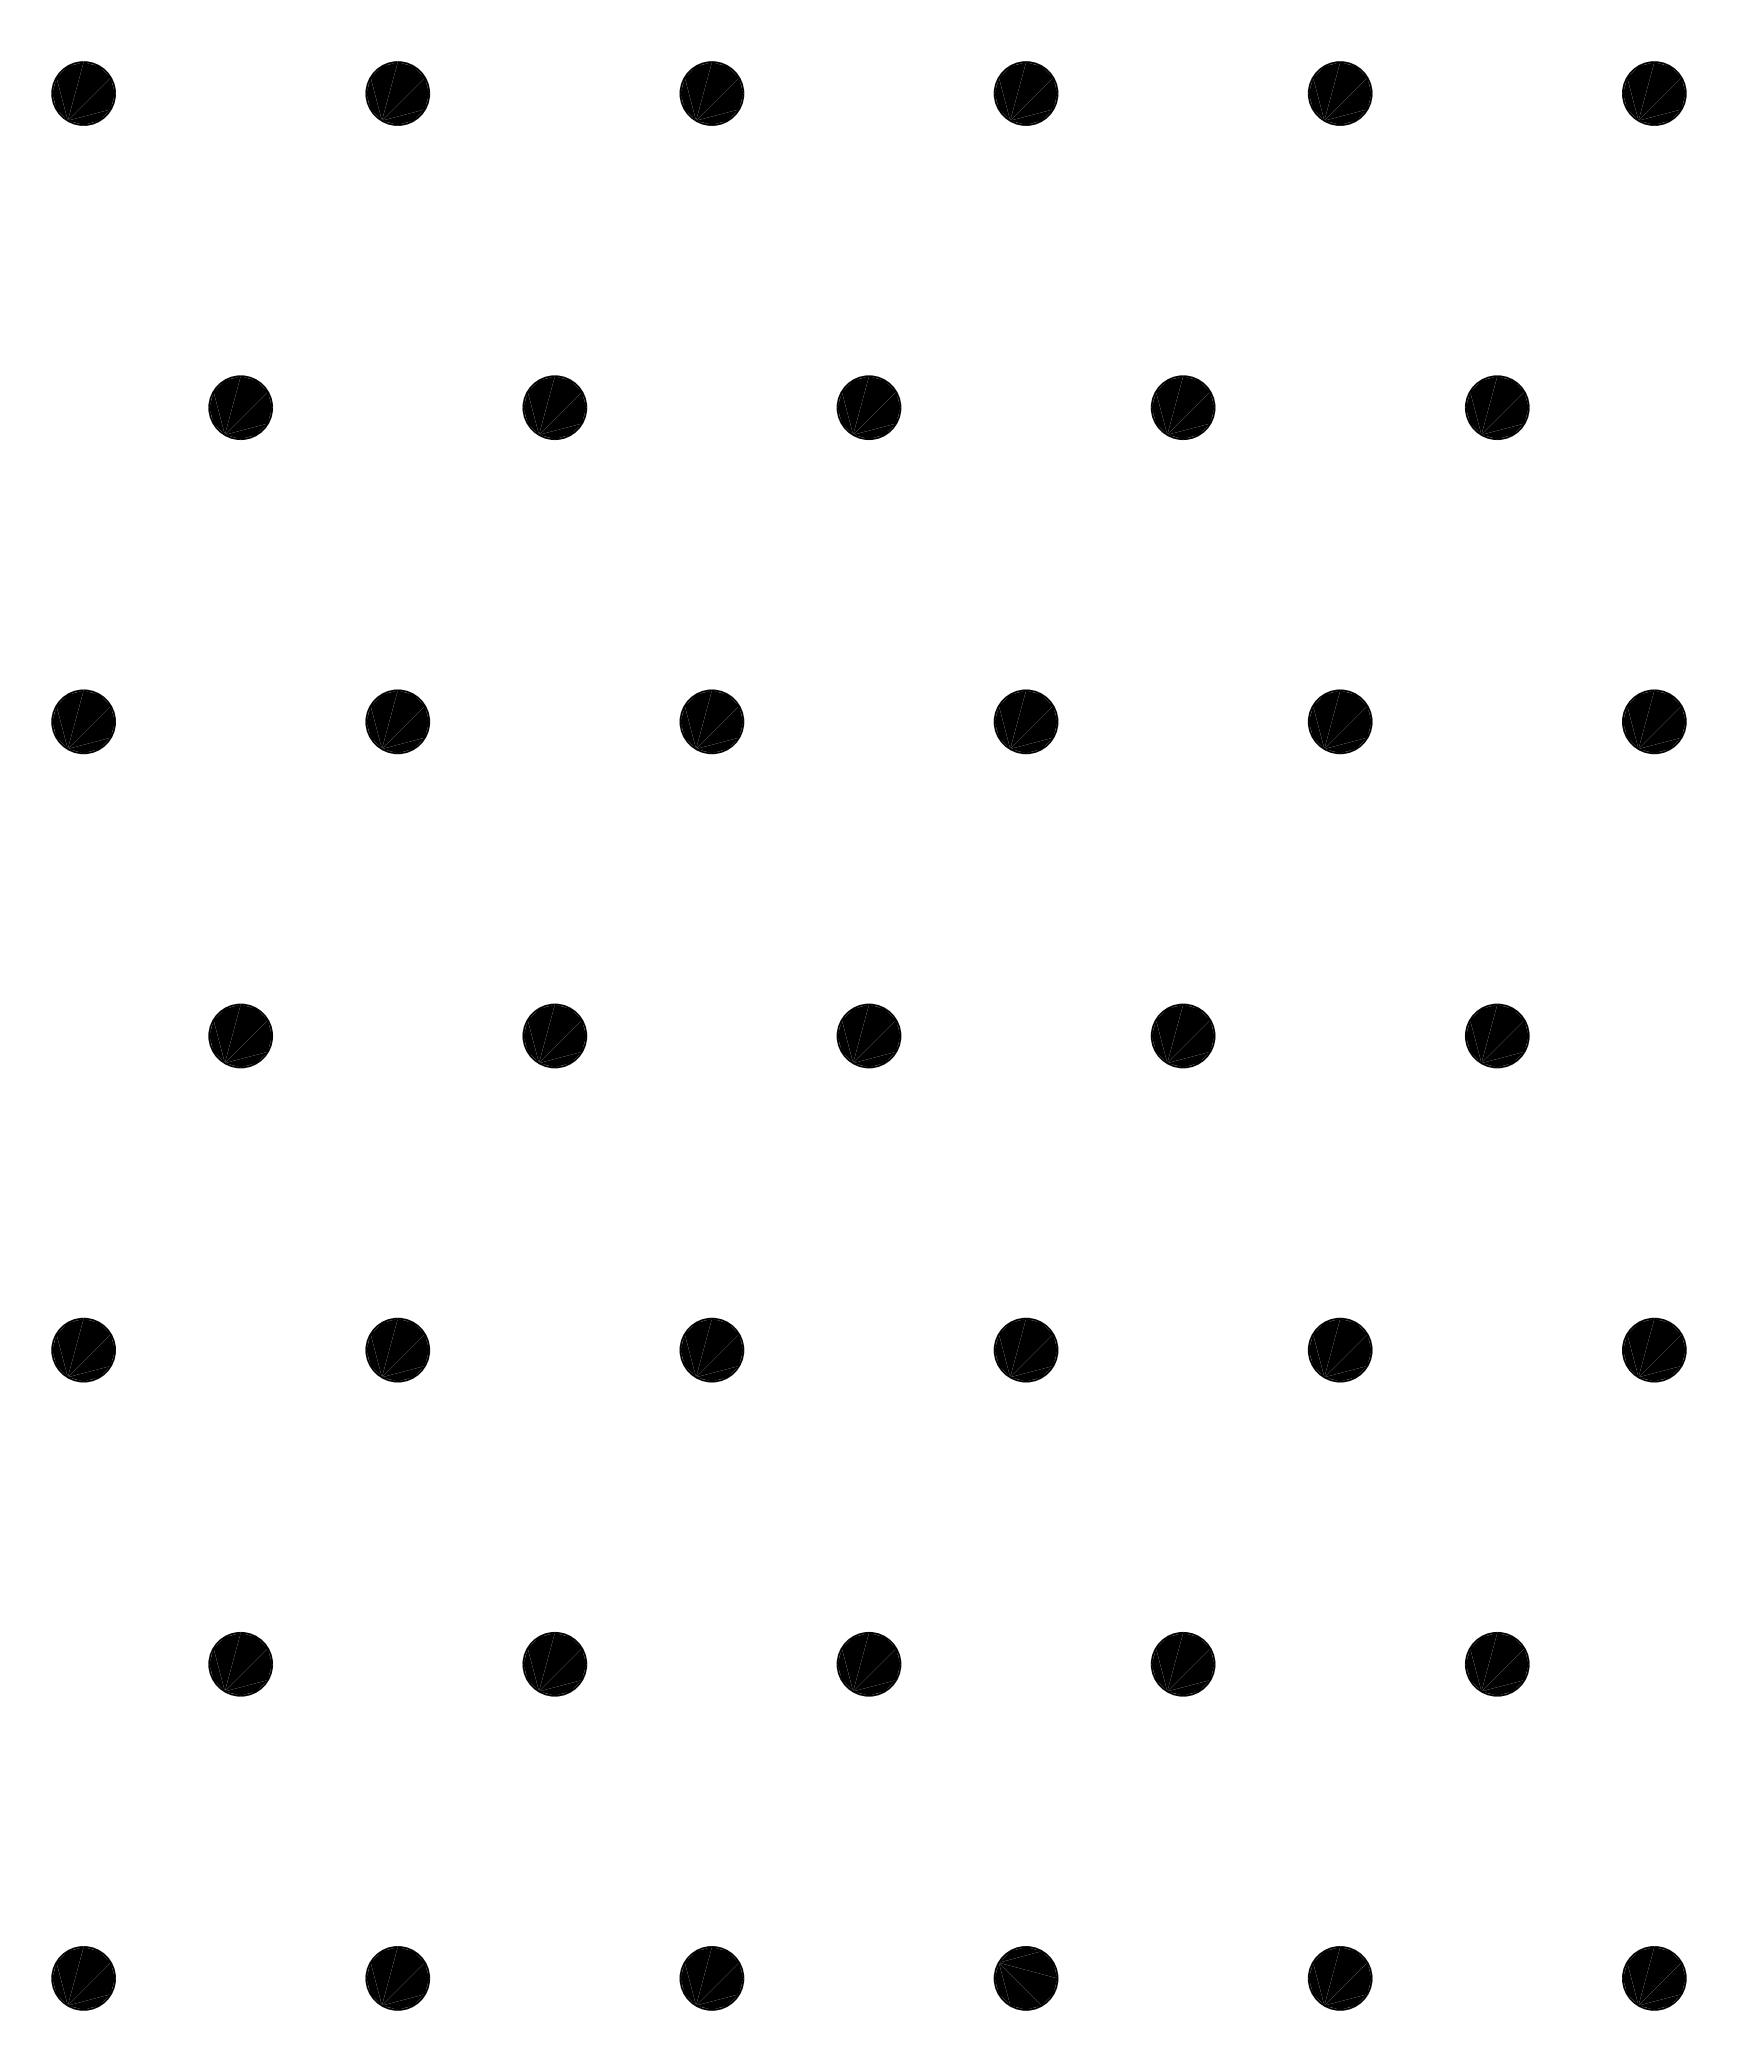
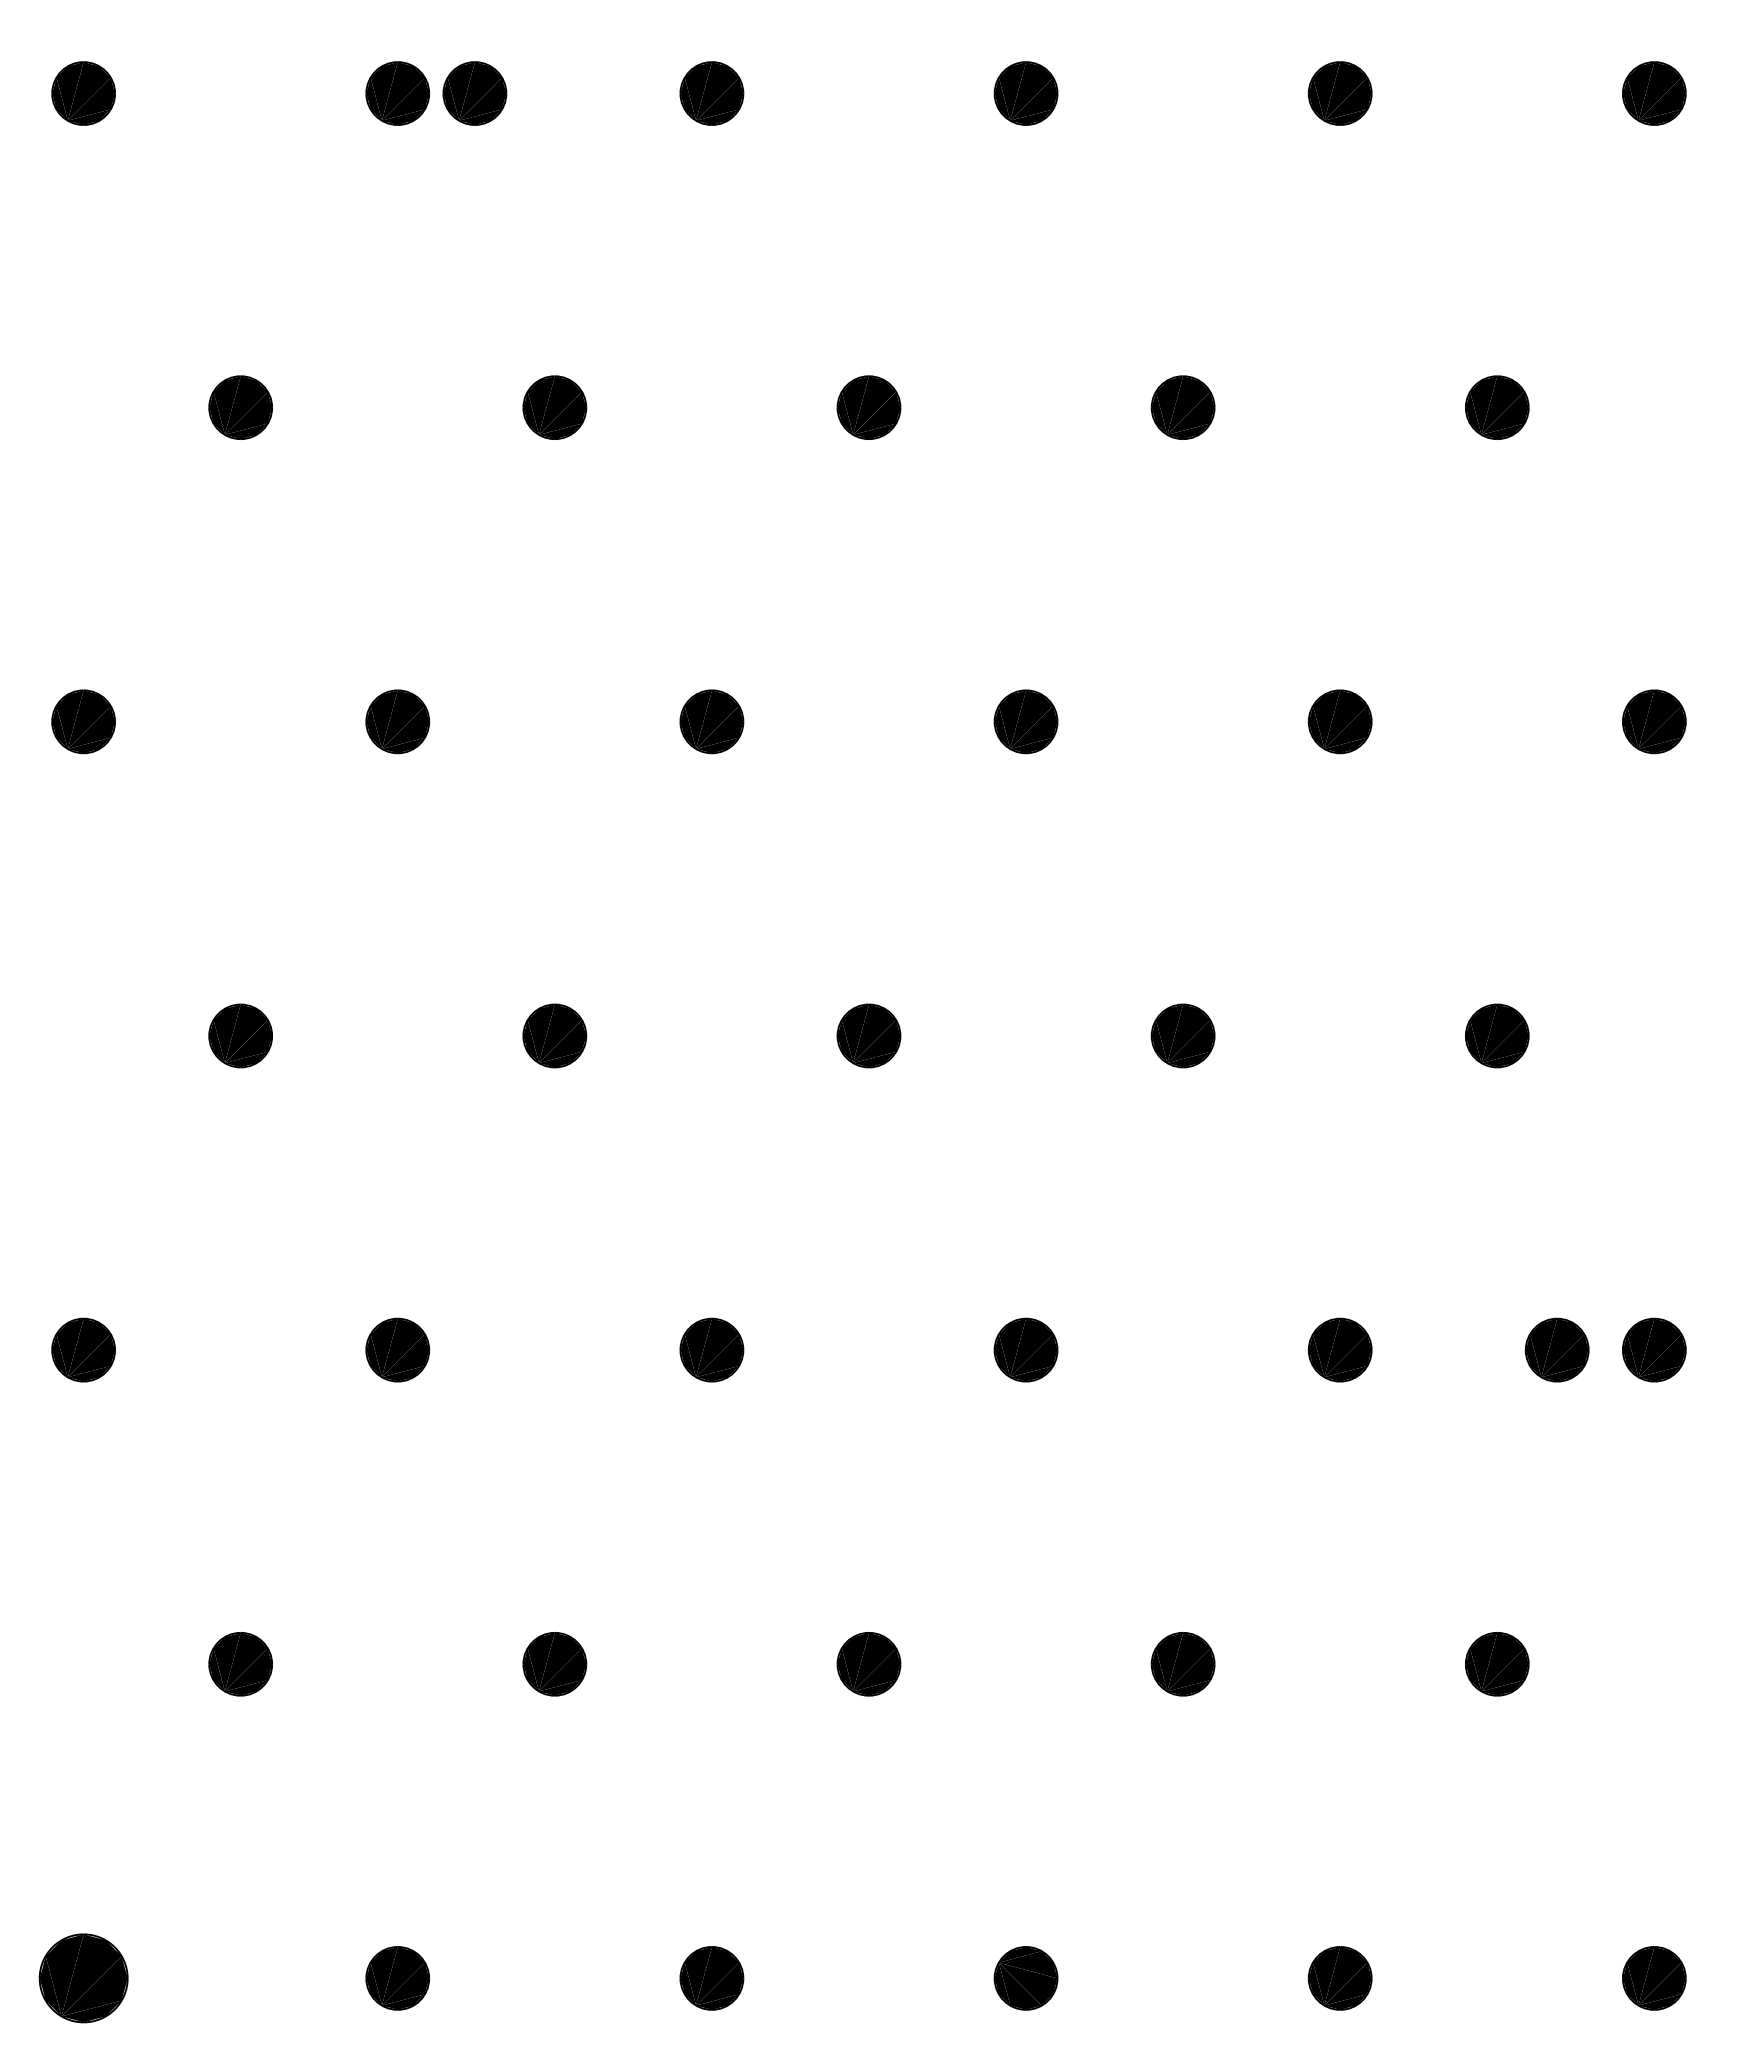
part: none -> present (474, 93)
part: none -> present (1556, 1349)
part size: 65x65 px -> 91x91 px (83, 1978)
